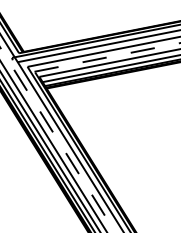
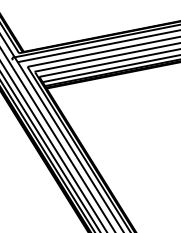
line: dashed -> solid (108, 57)
line: dashed -> solid (57, 139)
